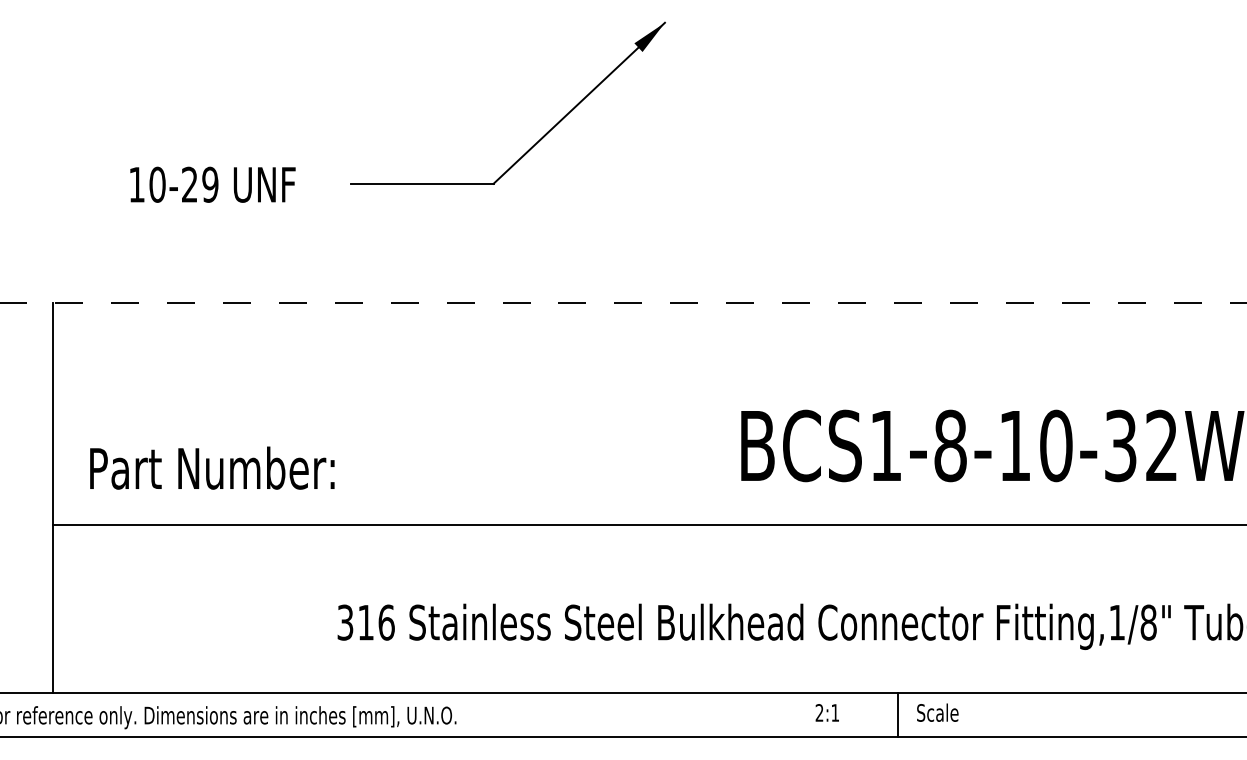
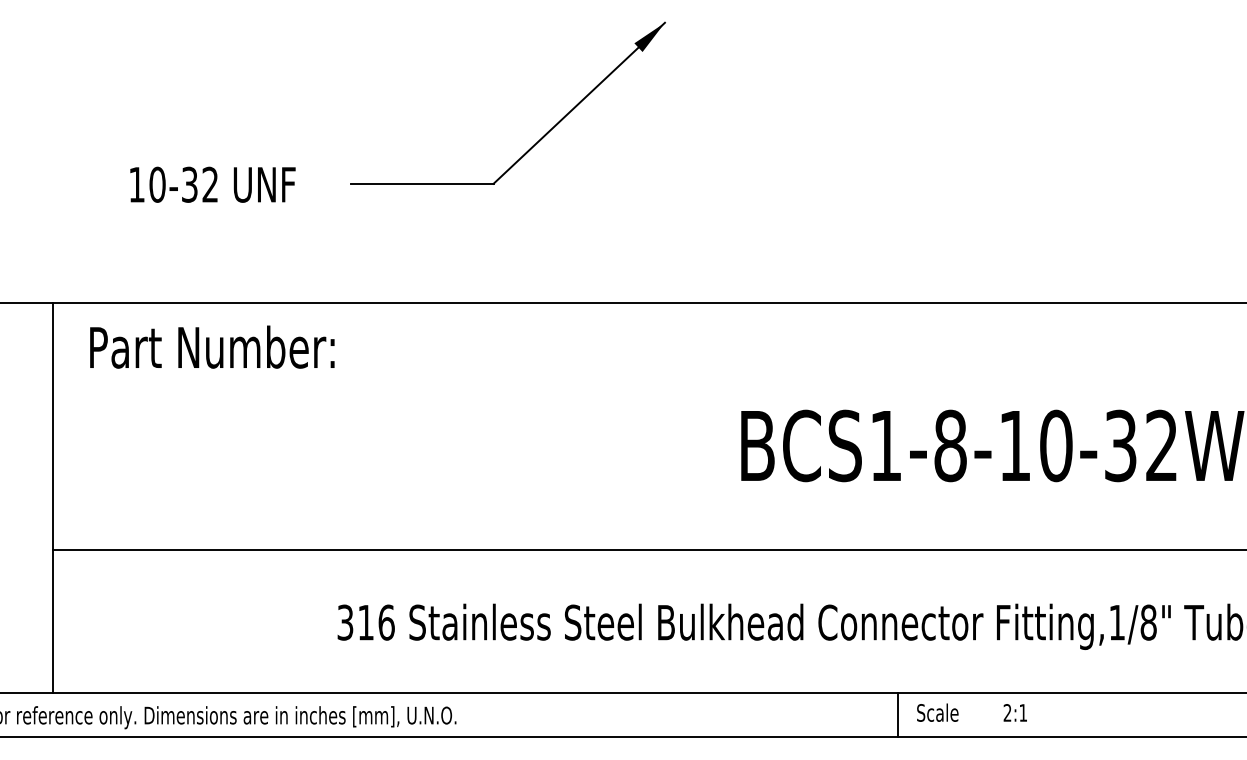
text: 10-29 -> 10-32 (200, 184)
line: dashed -> solid (624, 302)
text position: (212, 467) -> (212, 346) (212, 346)
line position: (648, 525) -> (648, 550) (648, 550)
text position: (826, 712) -> (1014, 712) (1014, 712)
